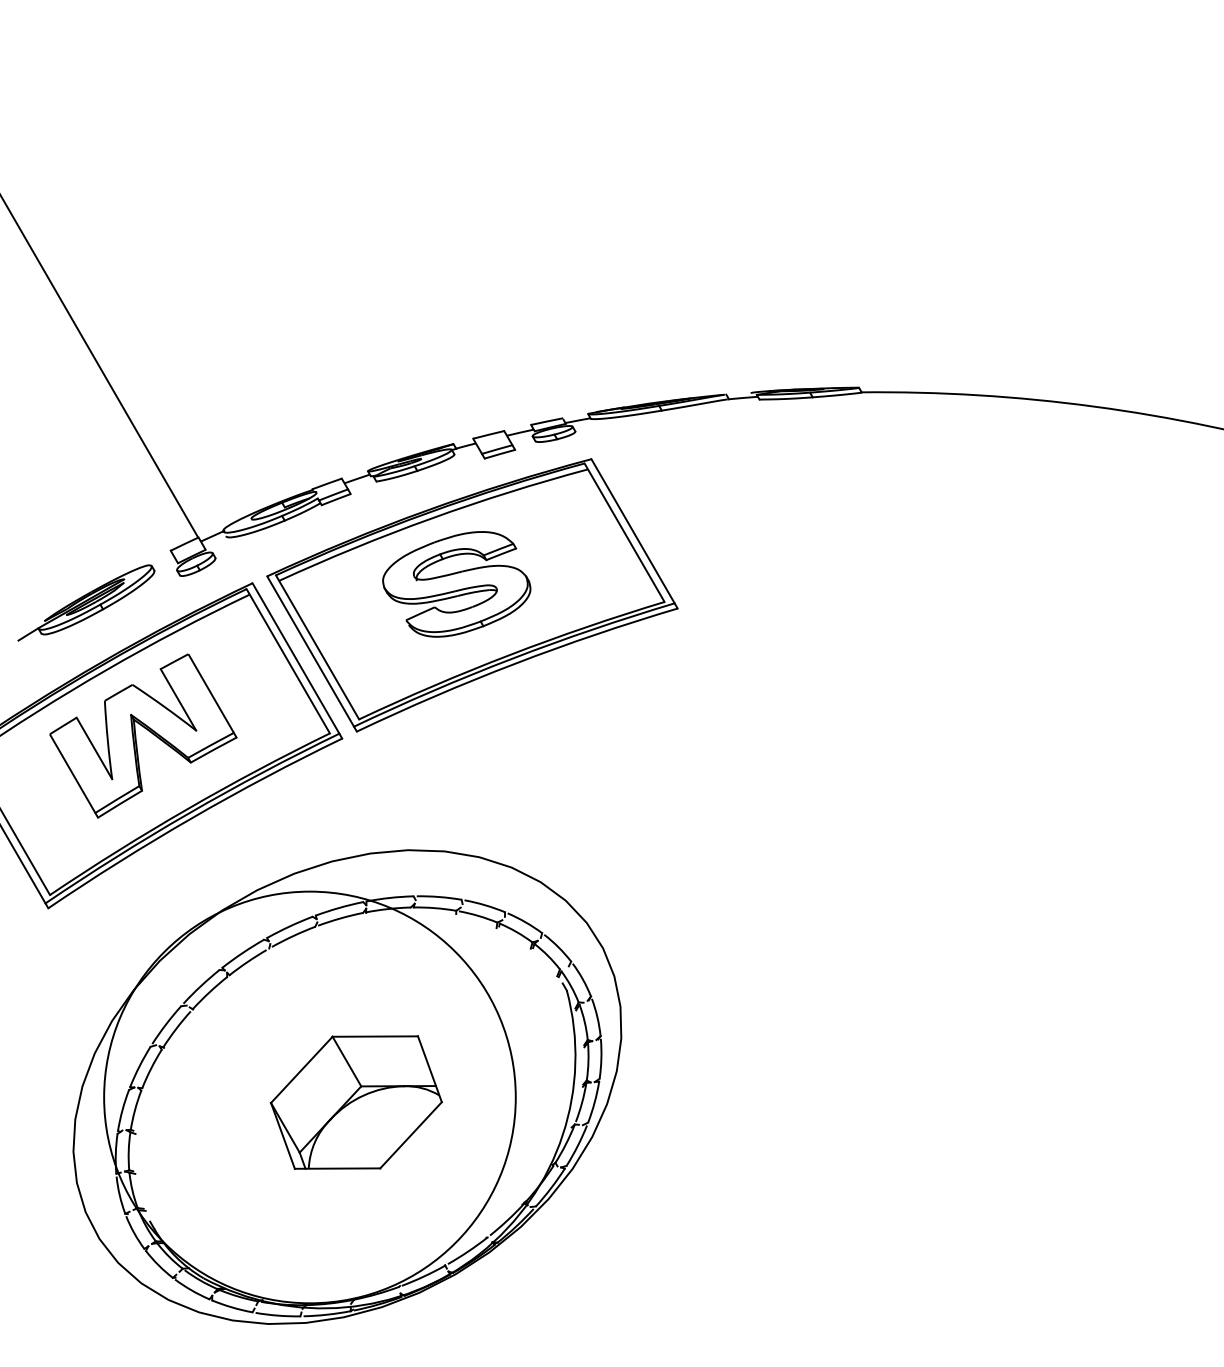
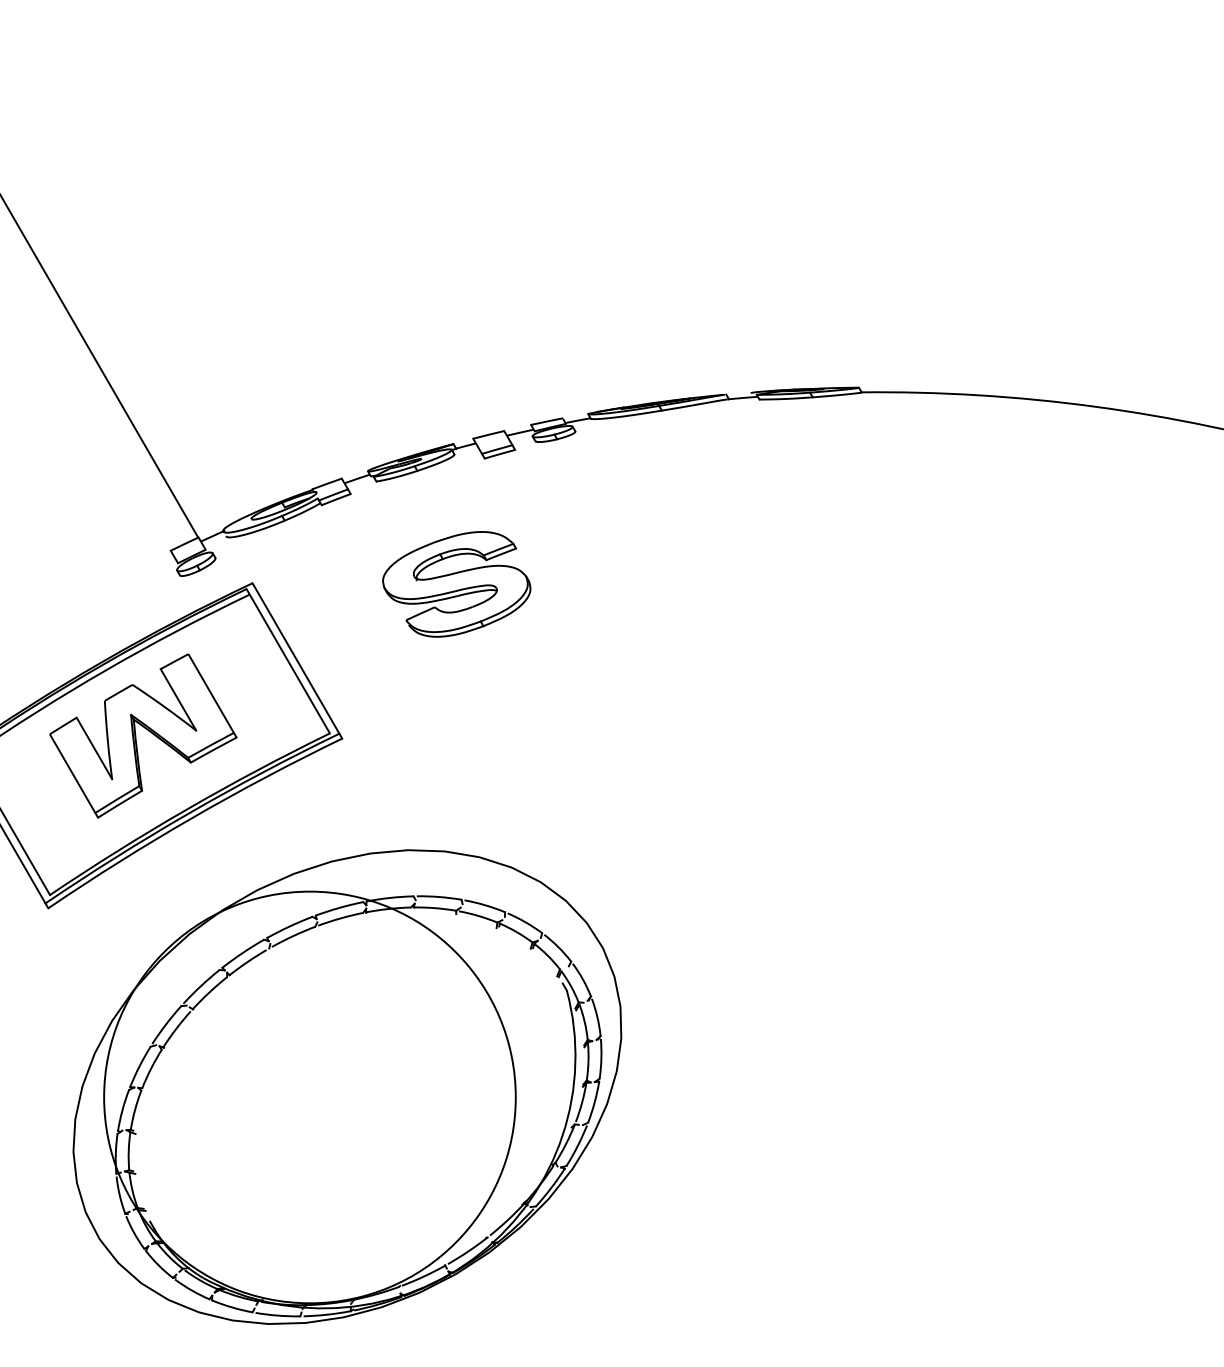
part: present -> none (472, 595)
part: present -> none (86, 602)
part: present -> none (355, 1102)
